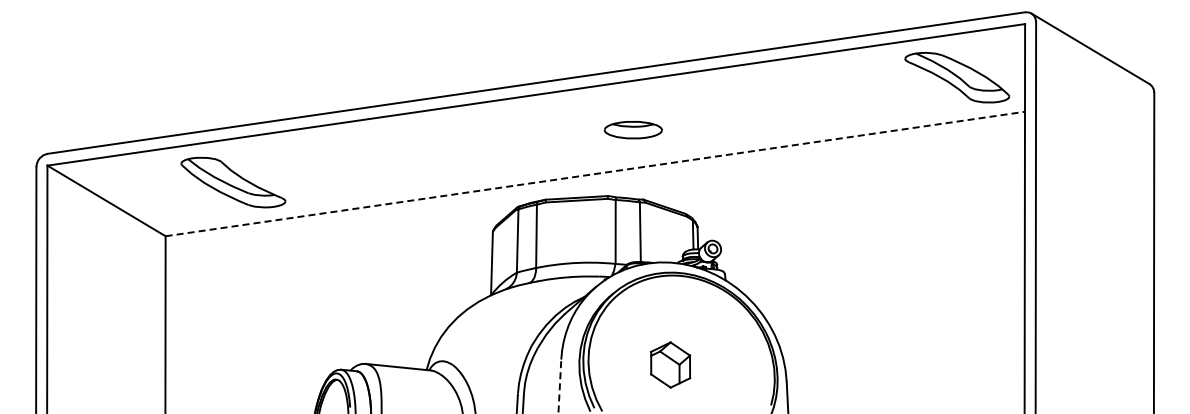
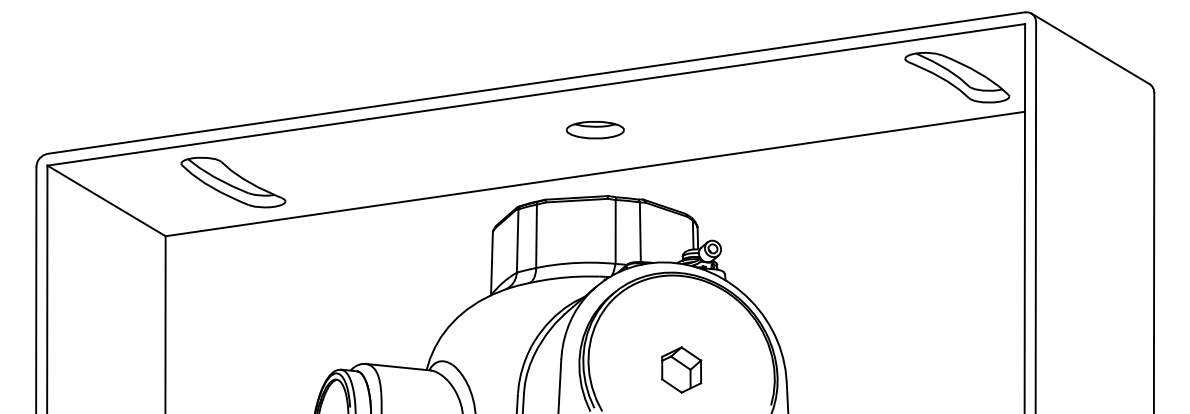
part position: (632, 130) -> (594, 130) (594, 130)
line: dashed -> solid (595, 173)
part position: (670, 364) -> (681, 369) (681, 369)
line: dashed -> solid (559, 386)
